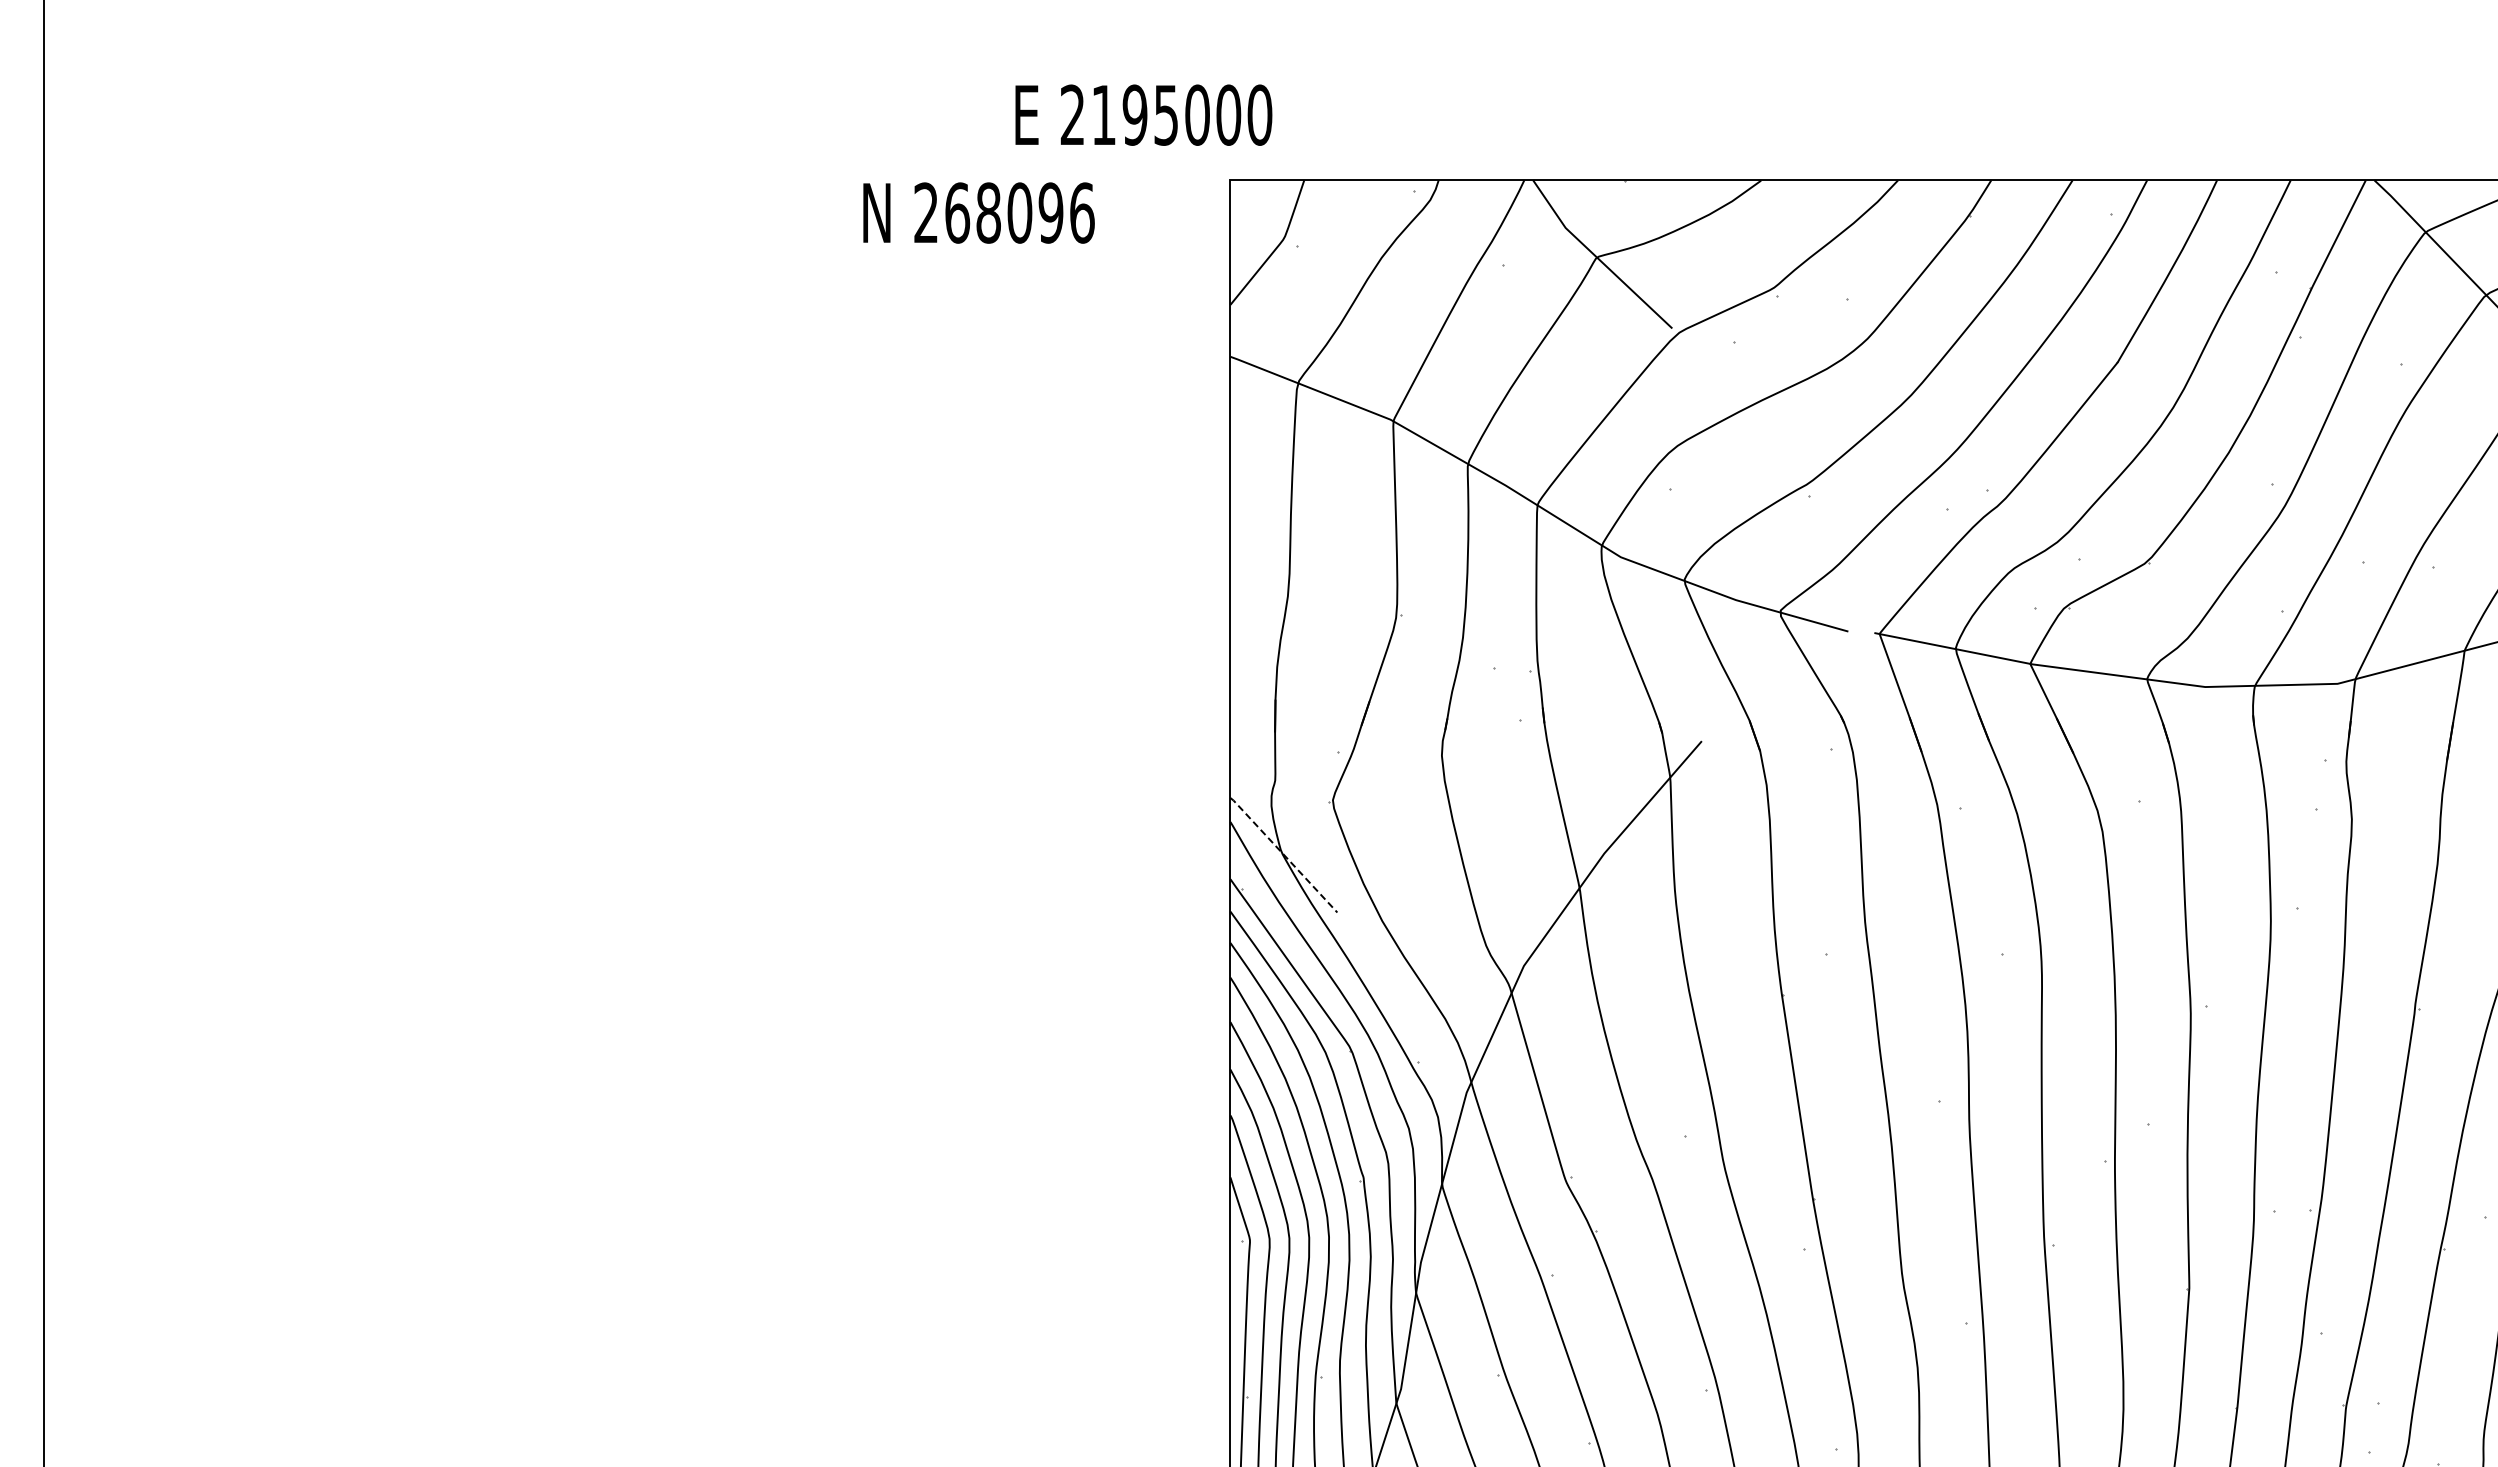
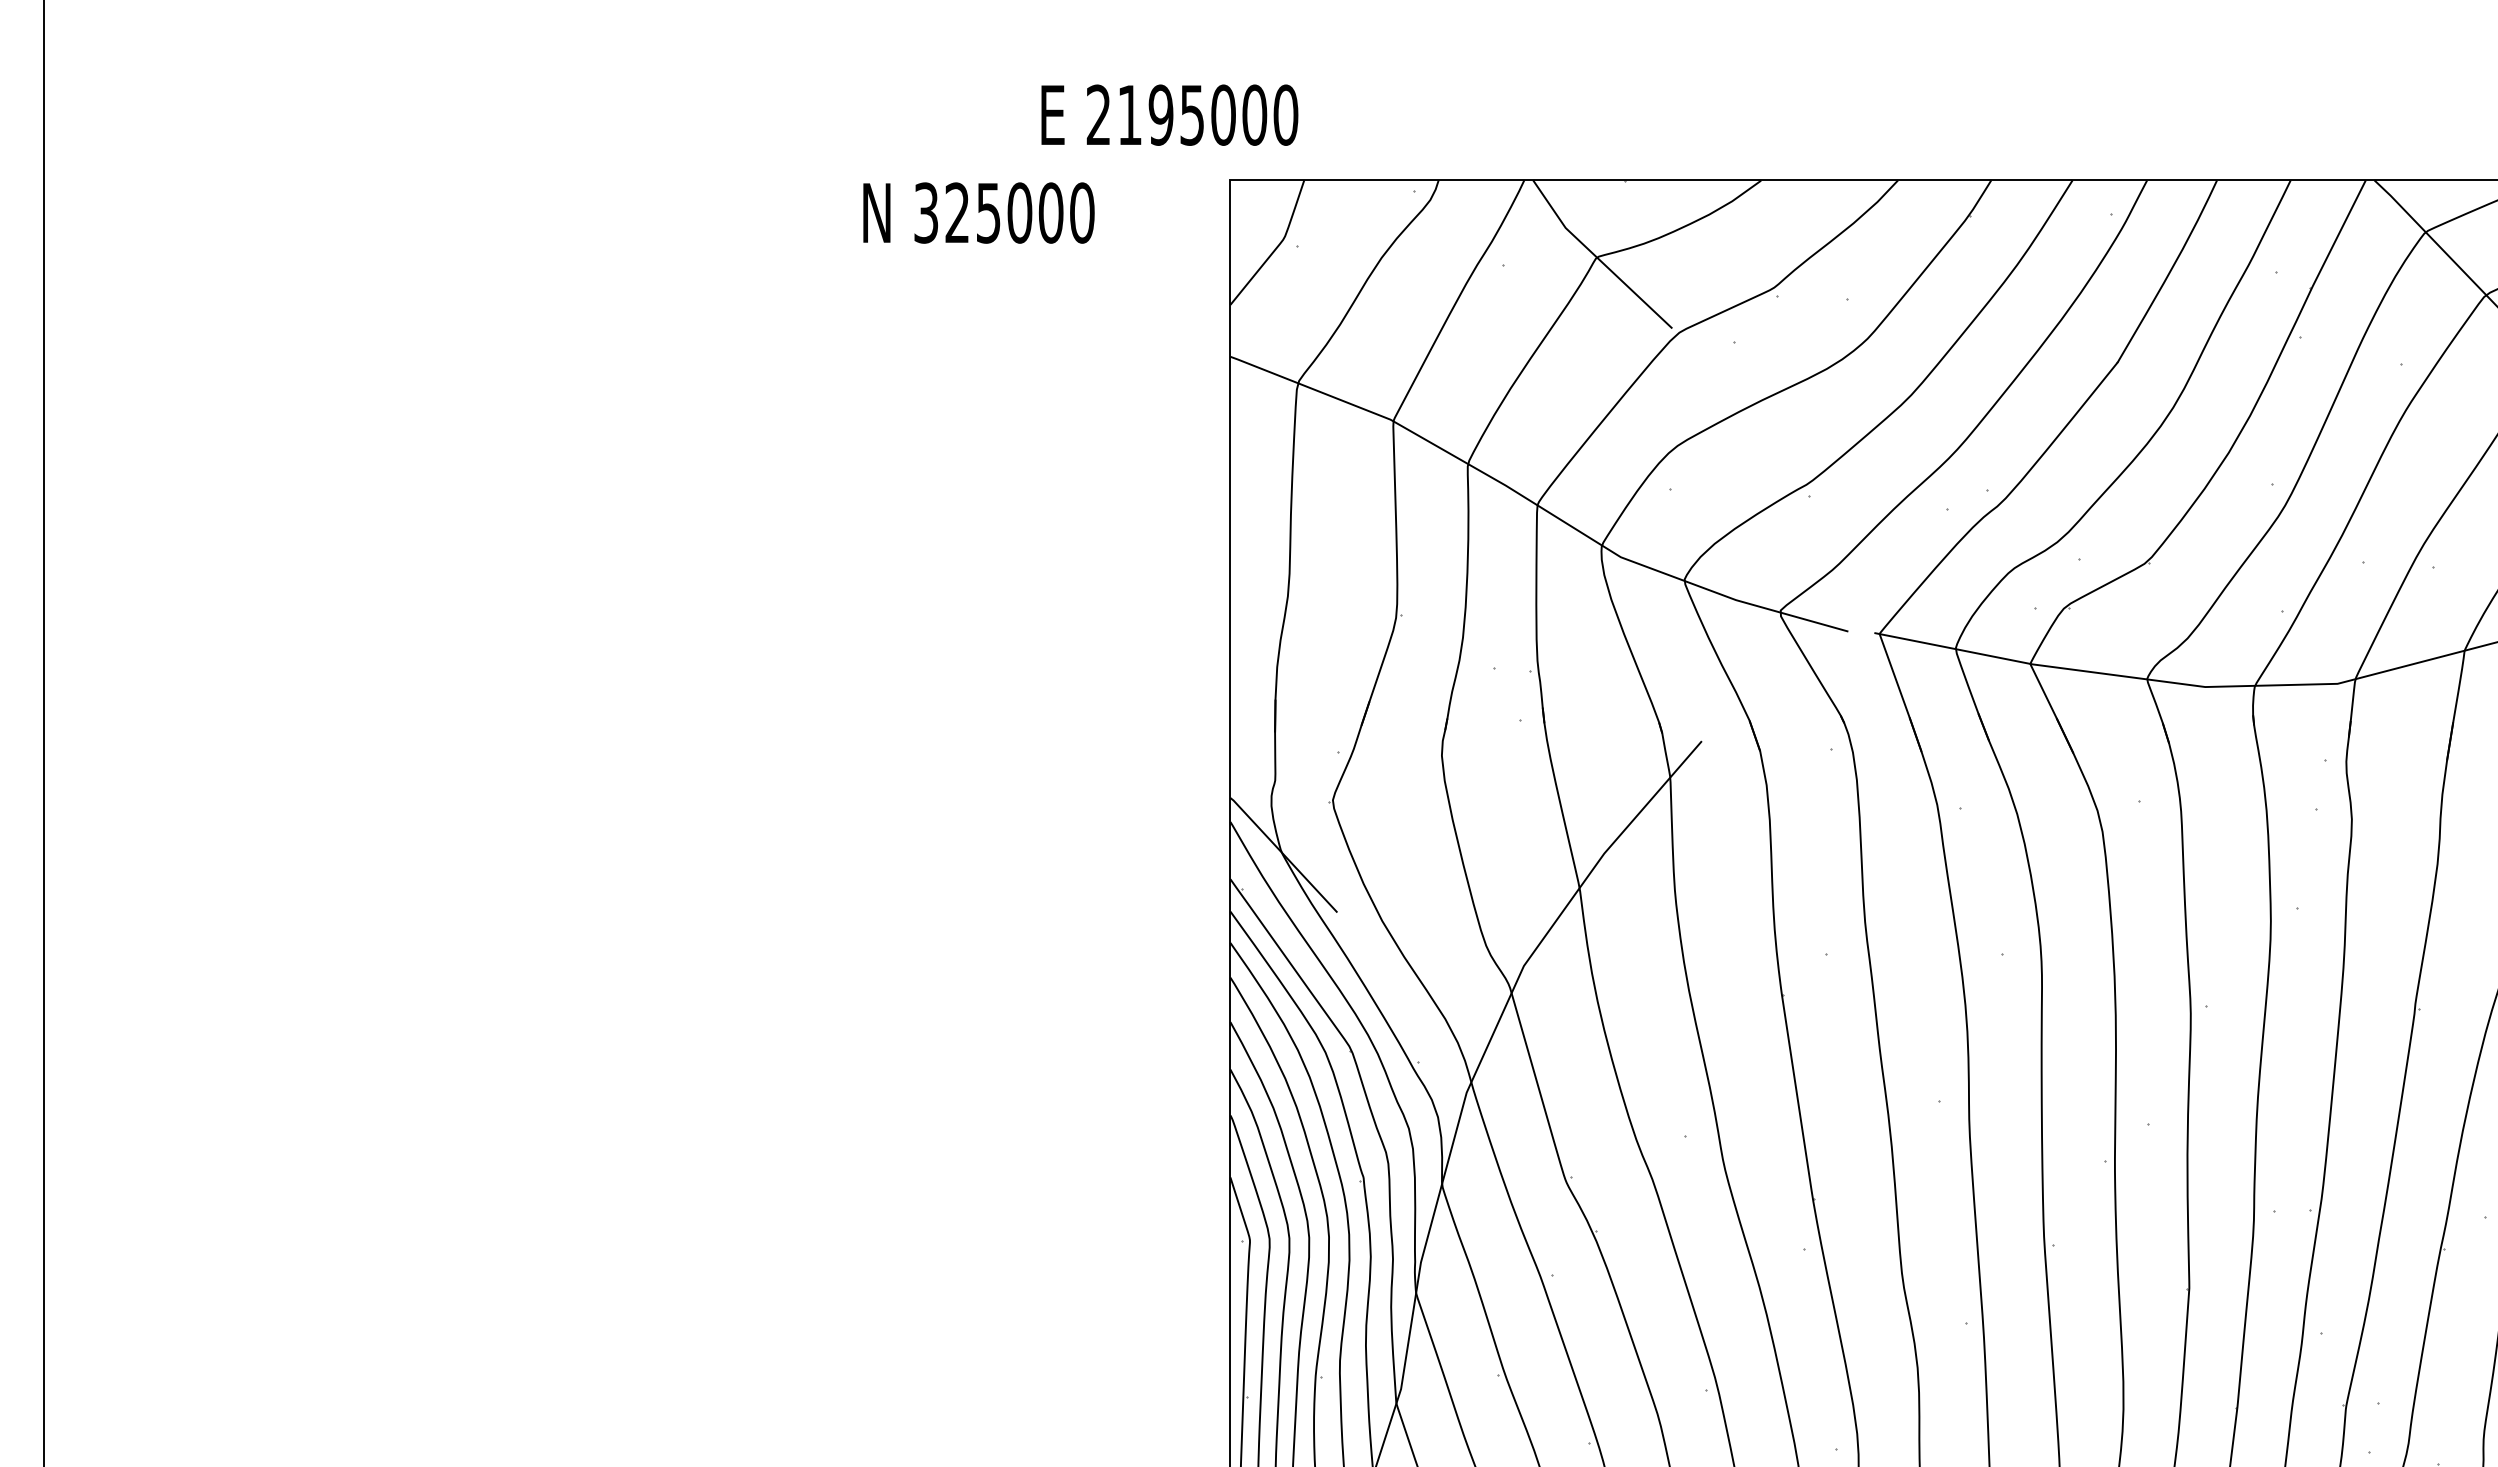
text position: (1143, 114) -> (1169, 114) (1169, 114)
text: 268096 -> 325000 (1004, 212)
line: dashed -> solid (1283, 854)
